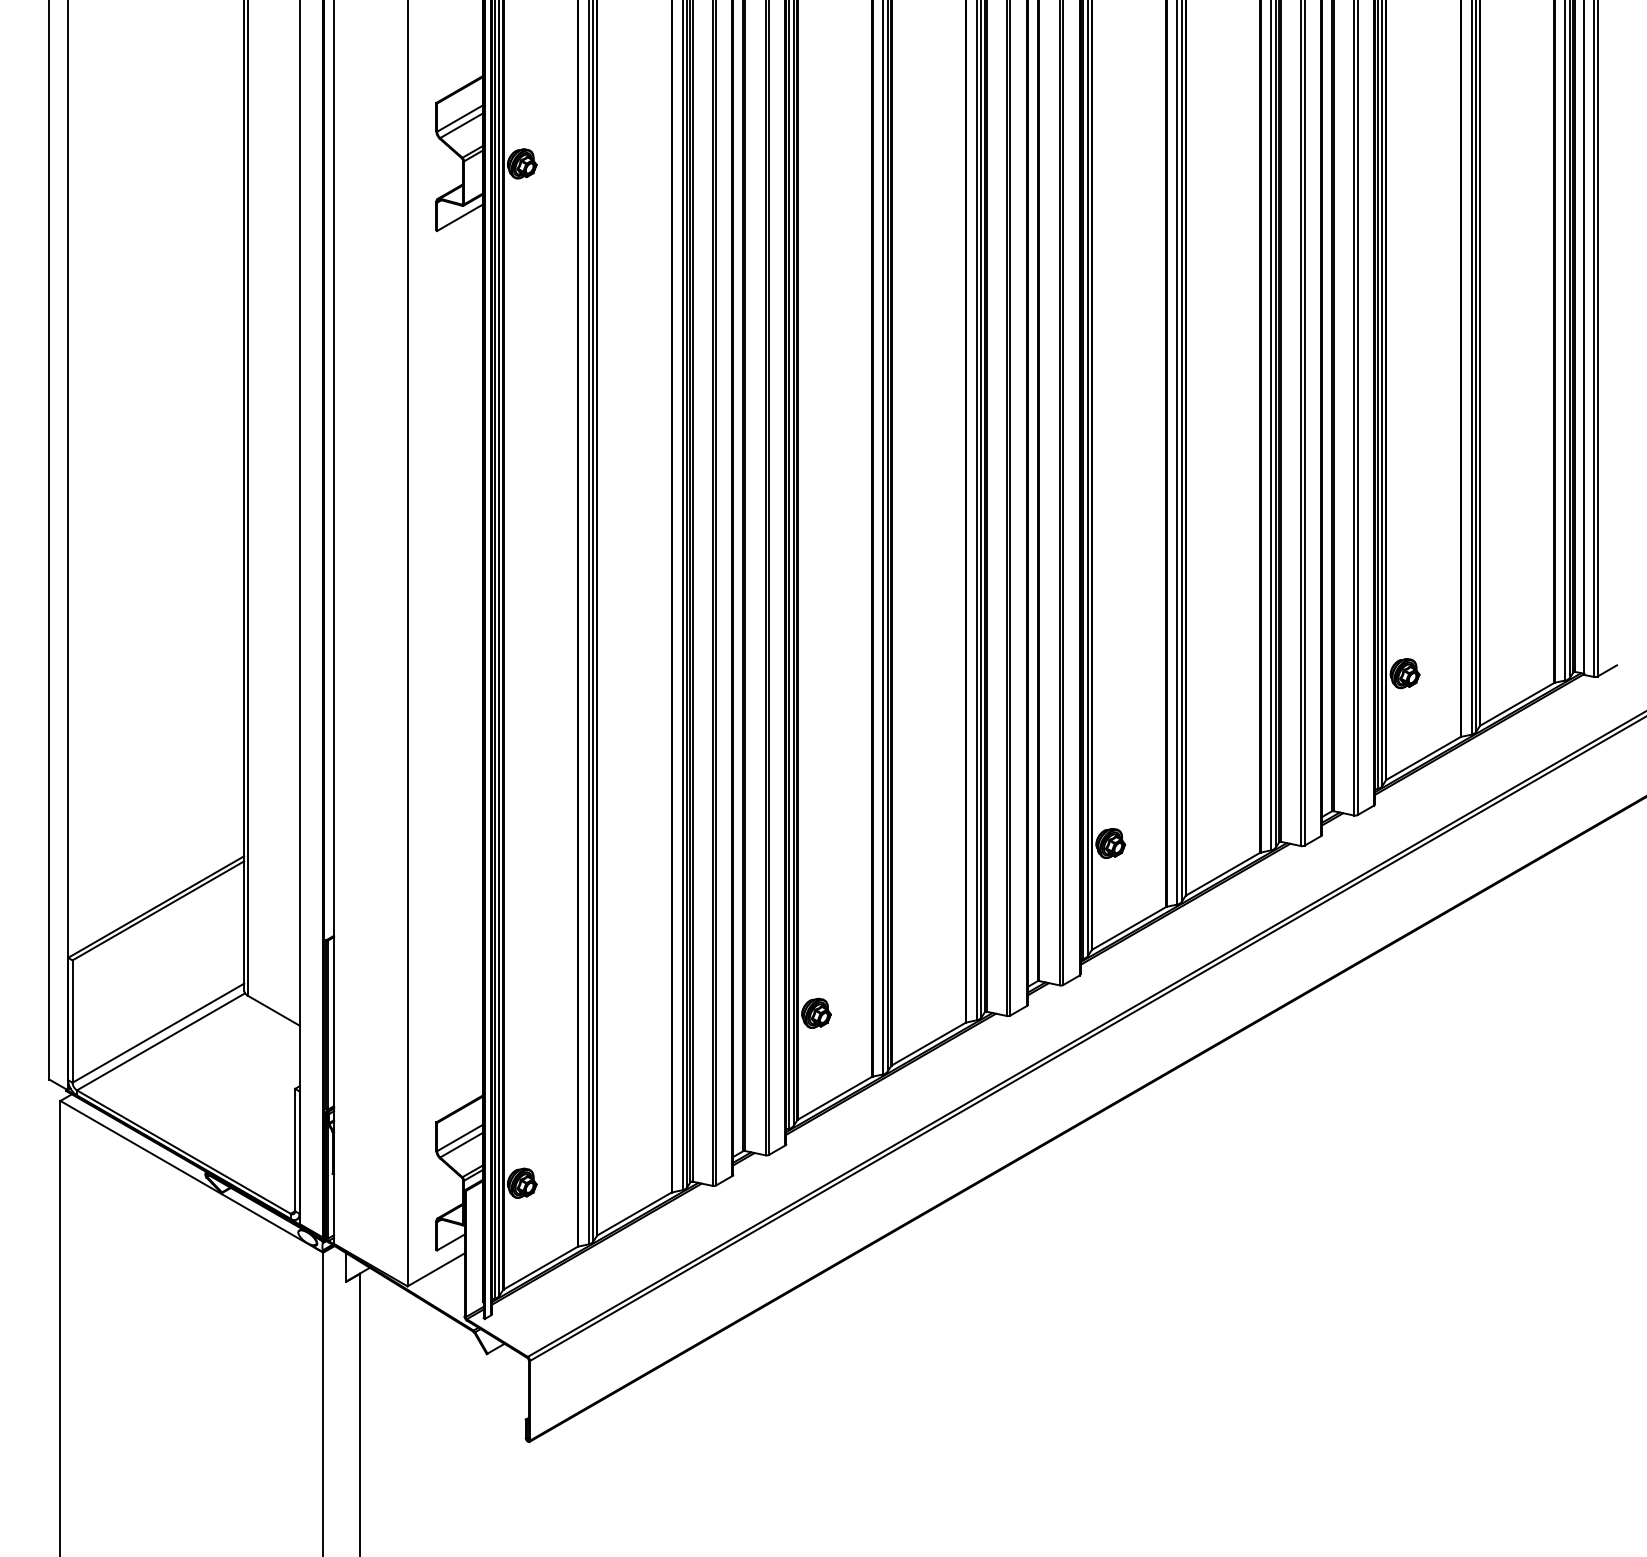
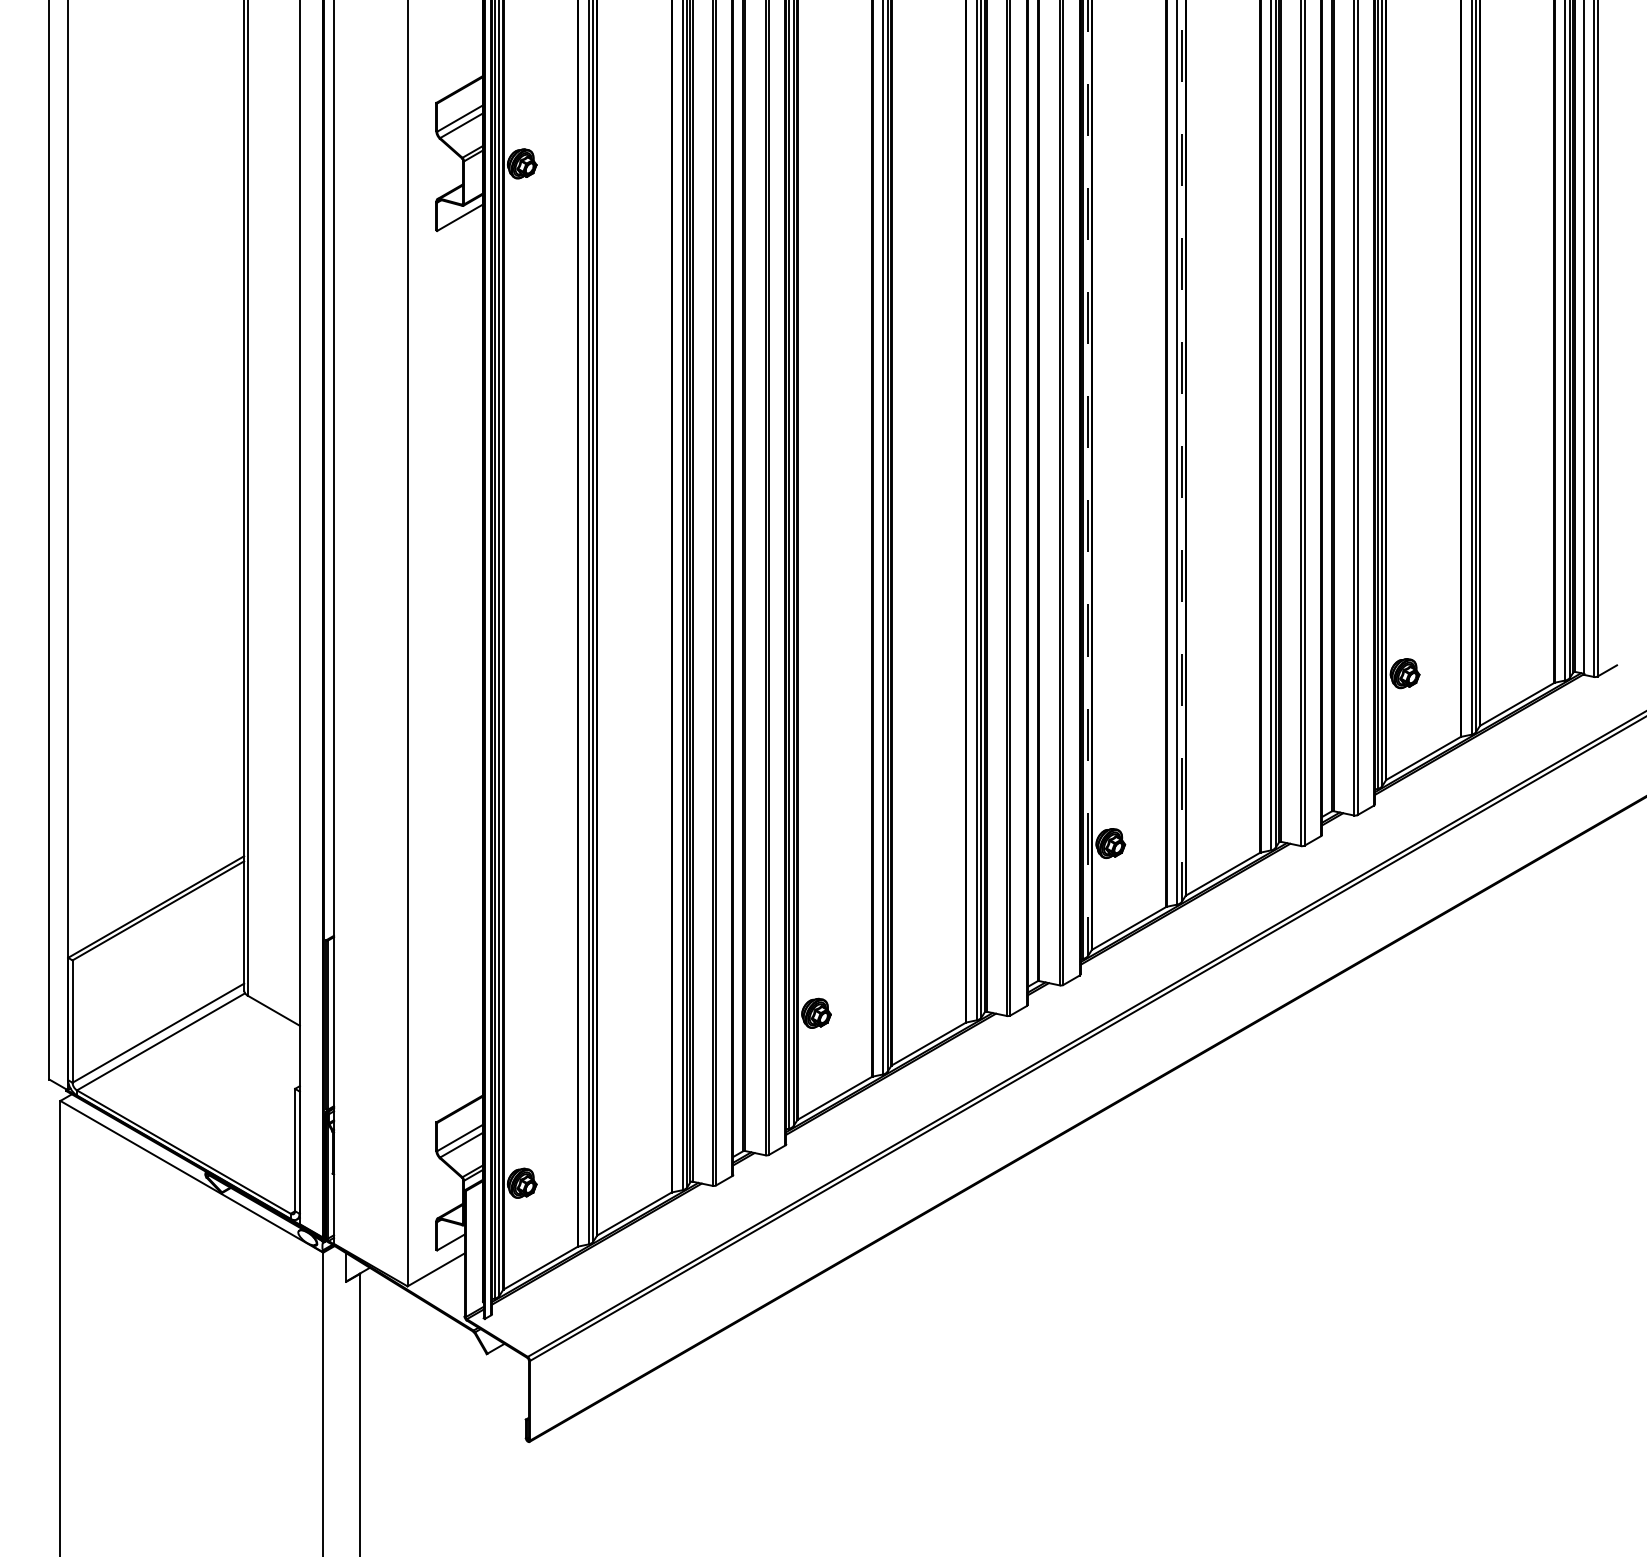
line: solid -> dashed (1181, 451)
line: solid -> dashed (1087, 478)
